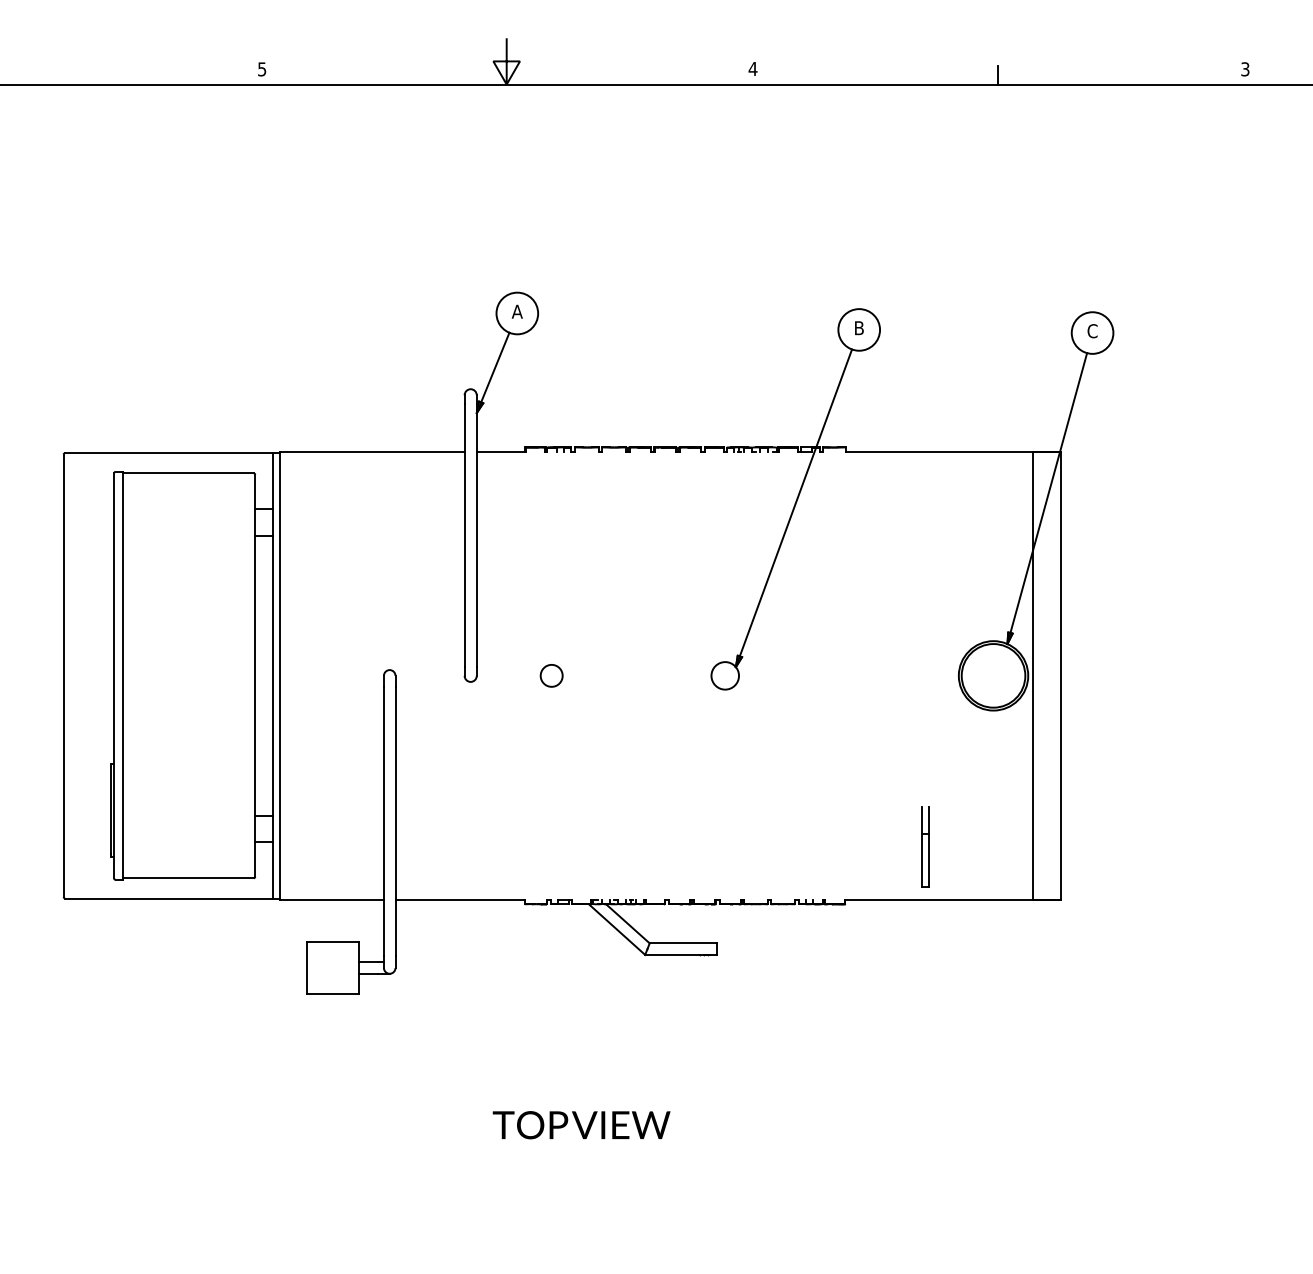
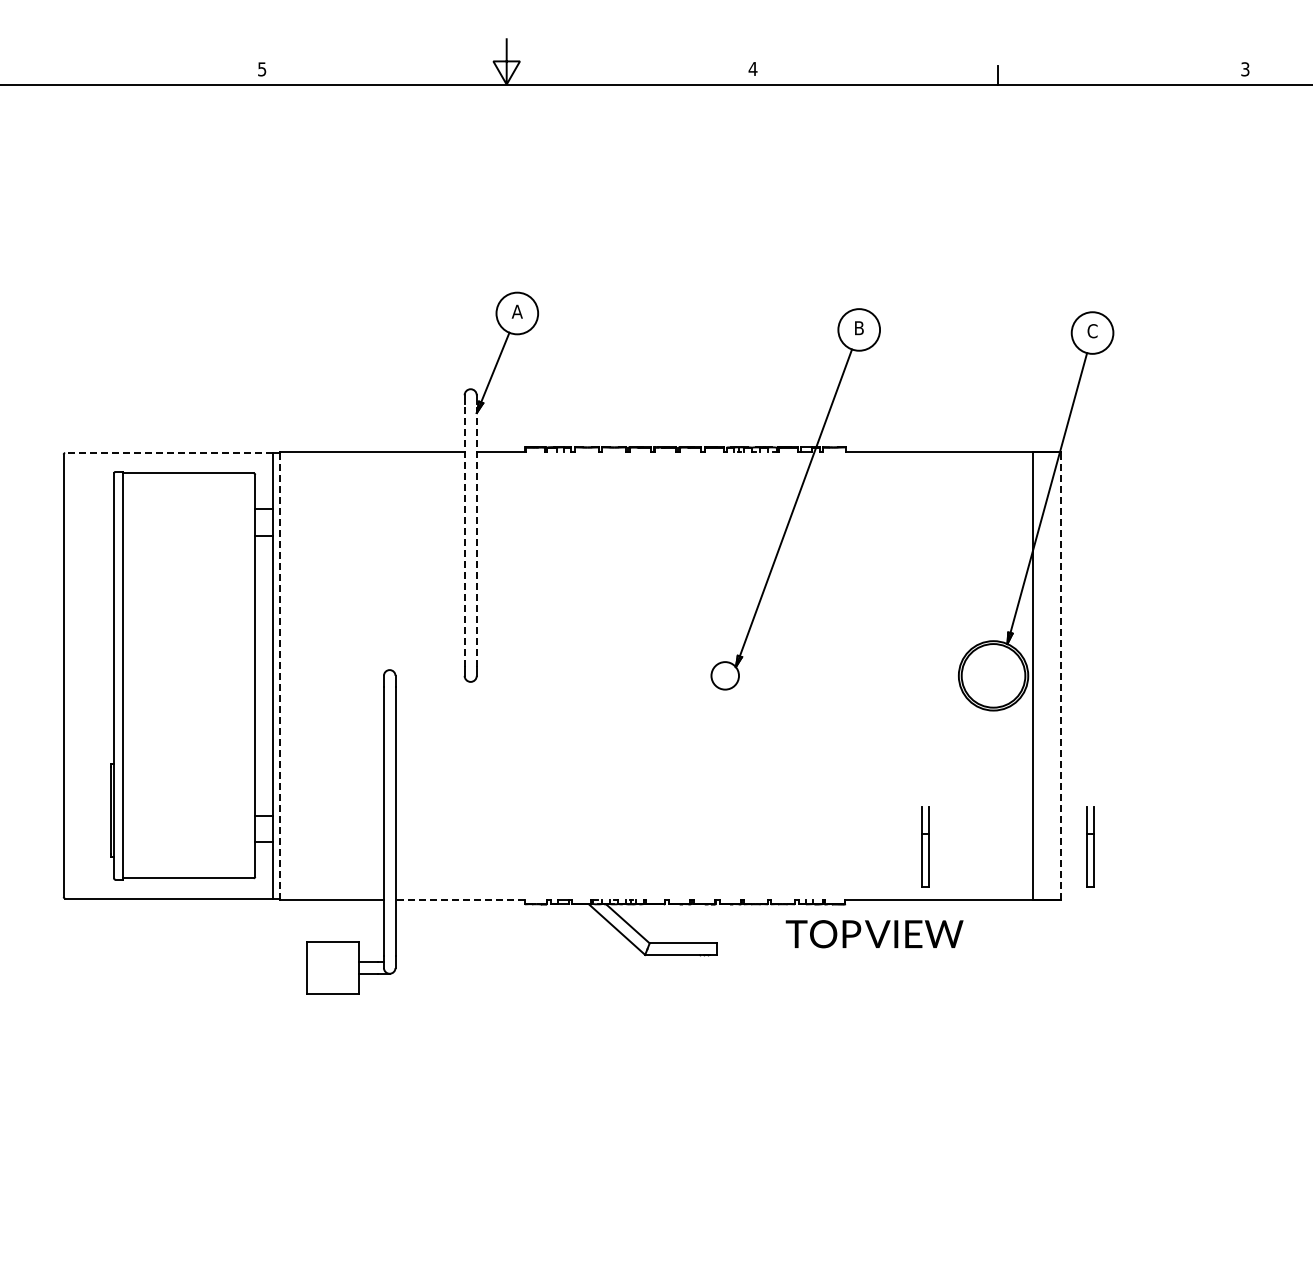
line: solid -> dashed (168, 453)
line: solid -> dashed (464, 535)
line: solid -> dashed (476, 535)
line: solid -> dashed (279, 675)
circle: present -> none (551, 675)
line: solid -> dashed (1061, 675)
part: none -> present (1090, 846)
line: solid -> dashed (460, 899)
text position: (581, 1125) -> (874, 934) (874, 934)
